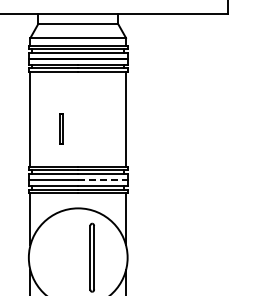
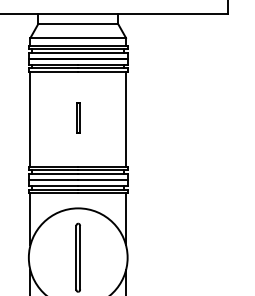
line position: (60, 128) -> (77, 117) (77, 117)
line: dashed -> solid (102, 180)
part position: (91, 257) -> (77, 257) (77, 257)
